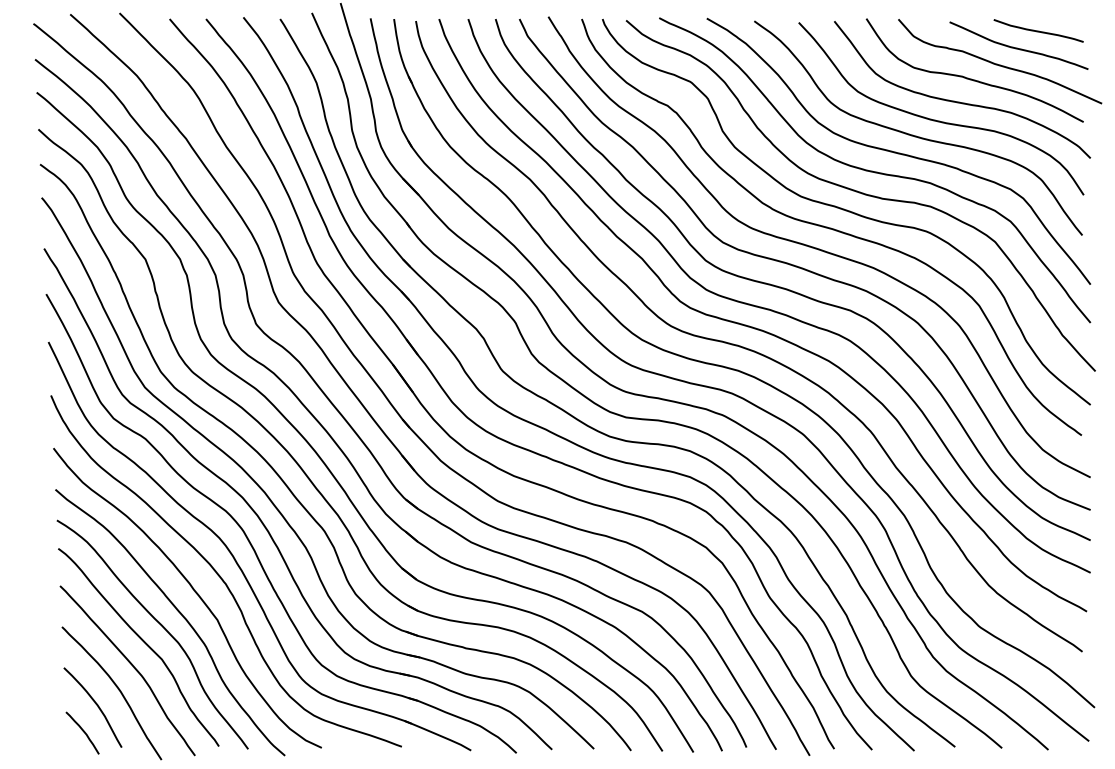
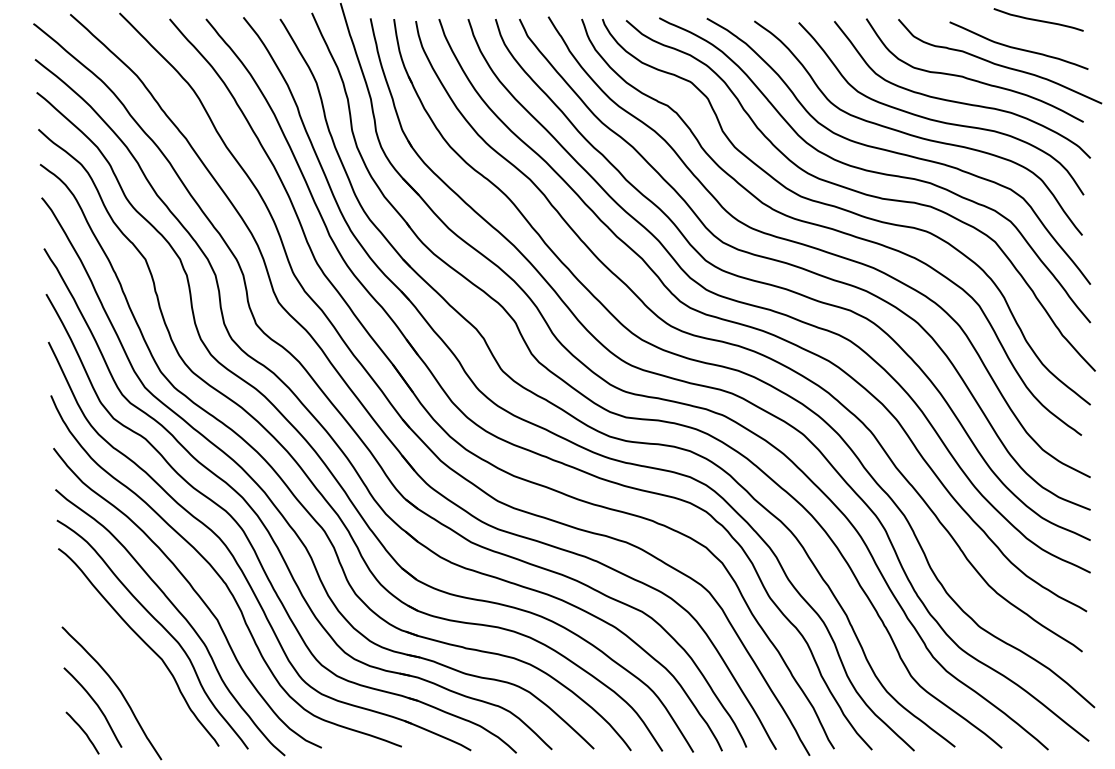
curve position: (1038, 30) -> (1038, 19) (1038, 19)
curve: present -> none (131, 665)
